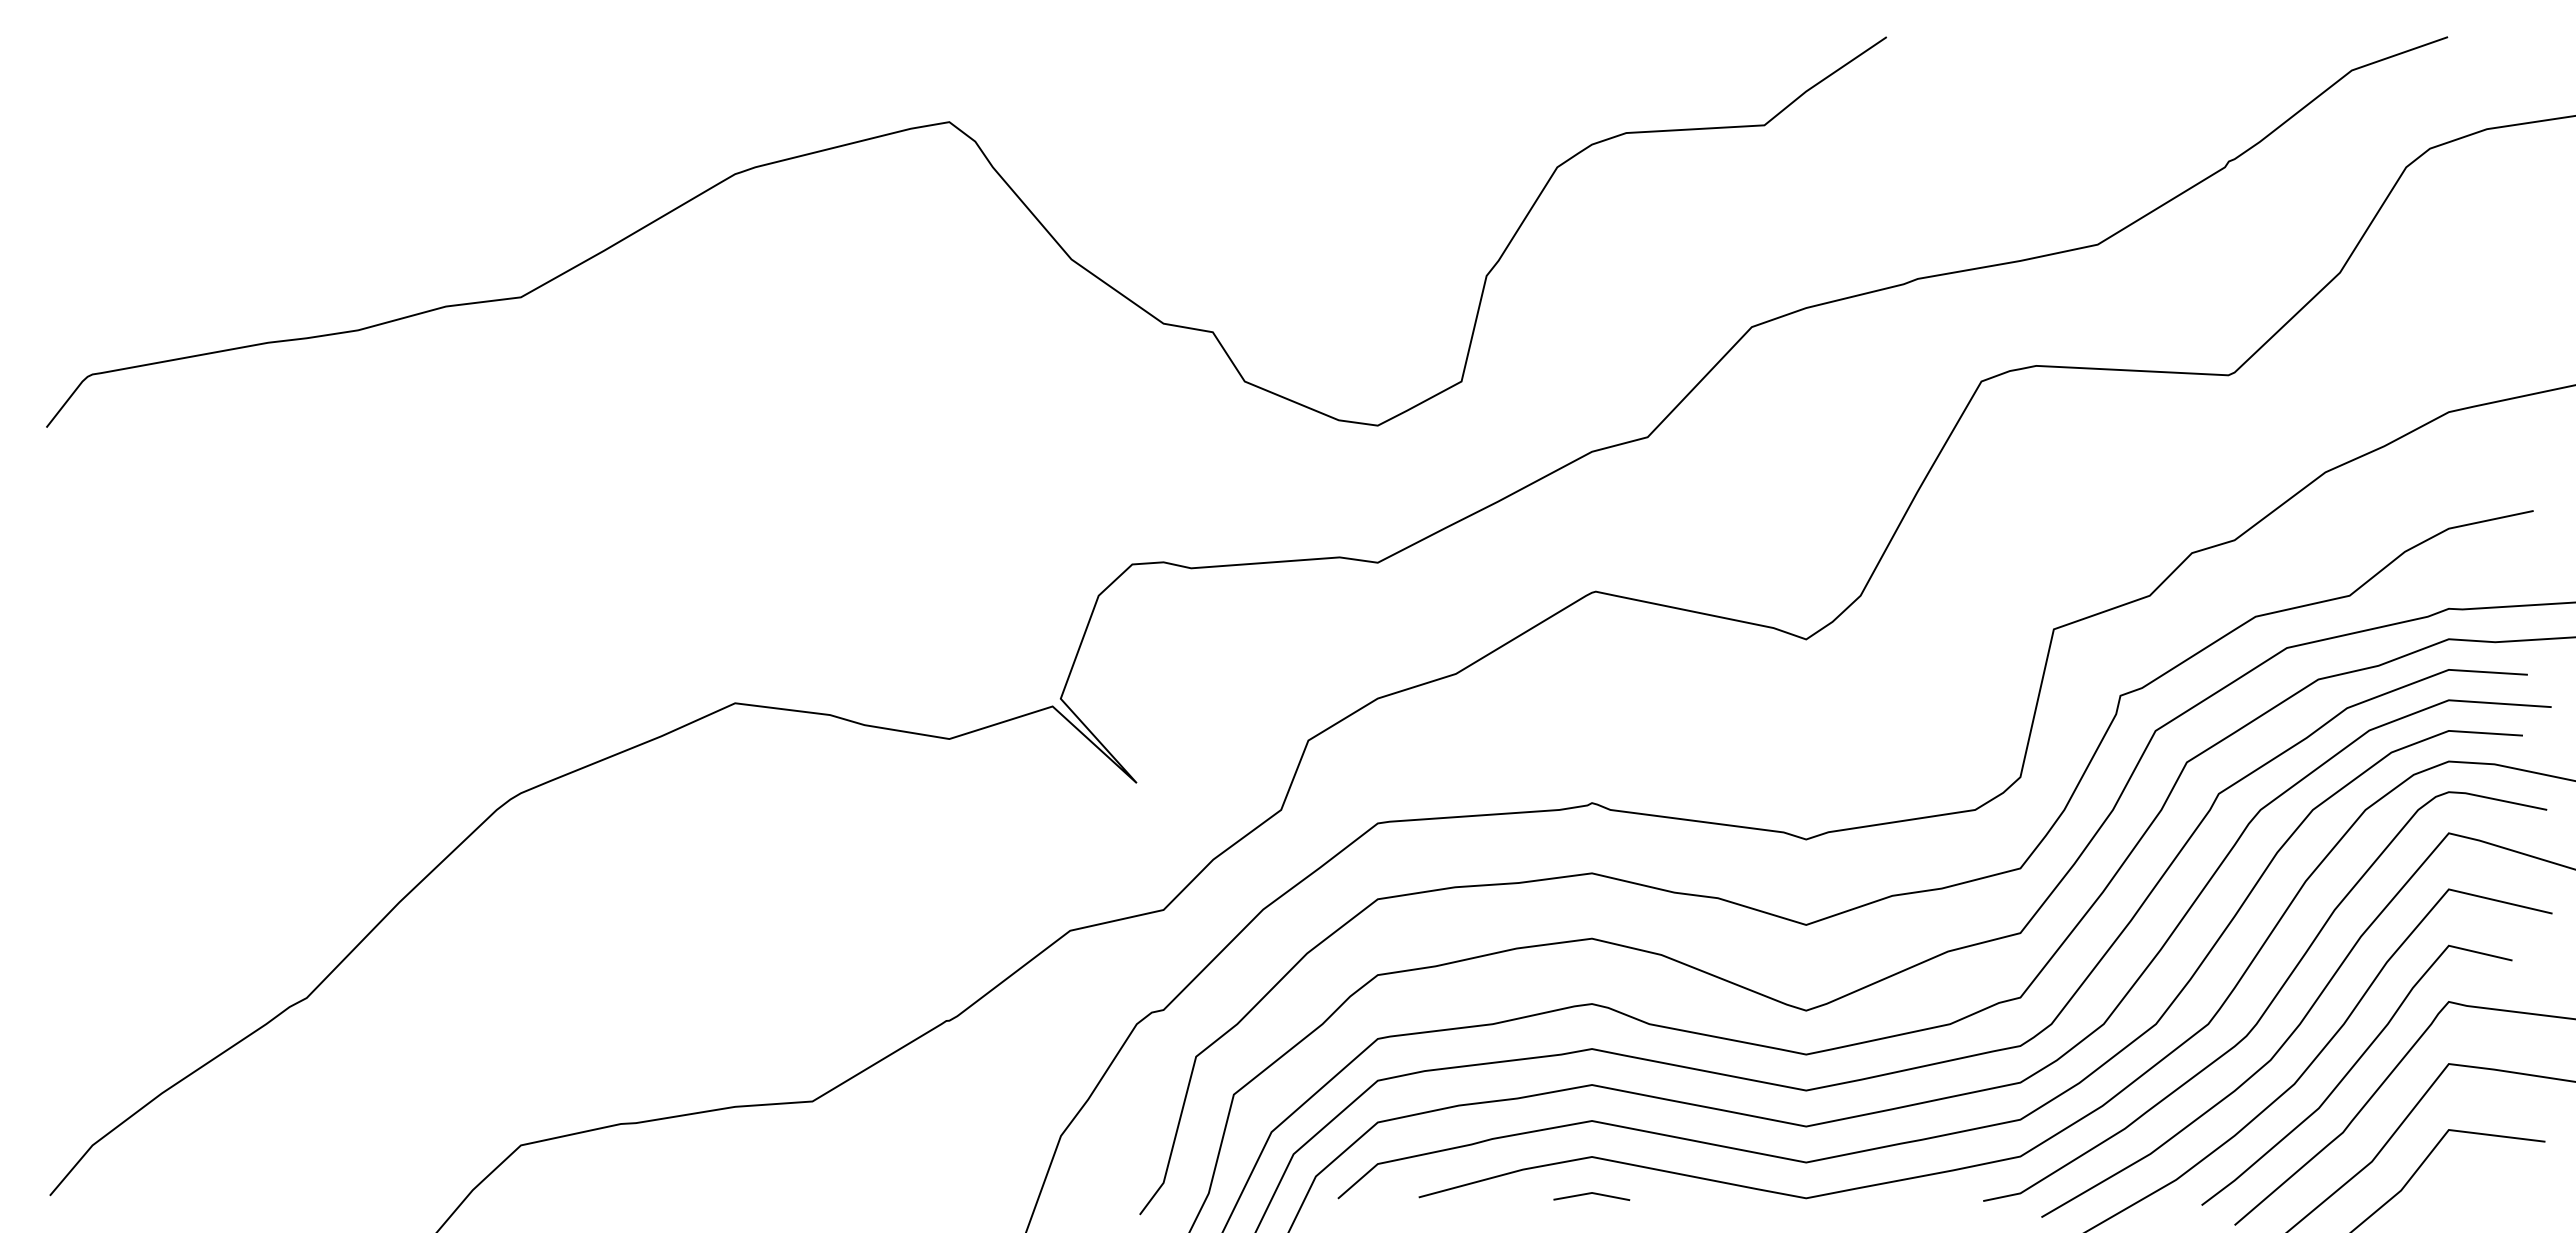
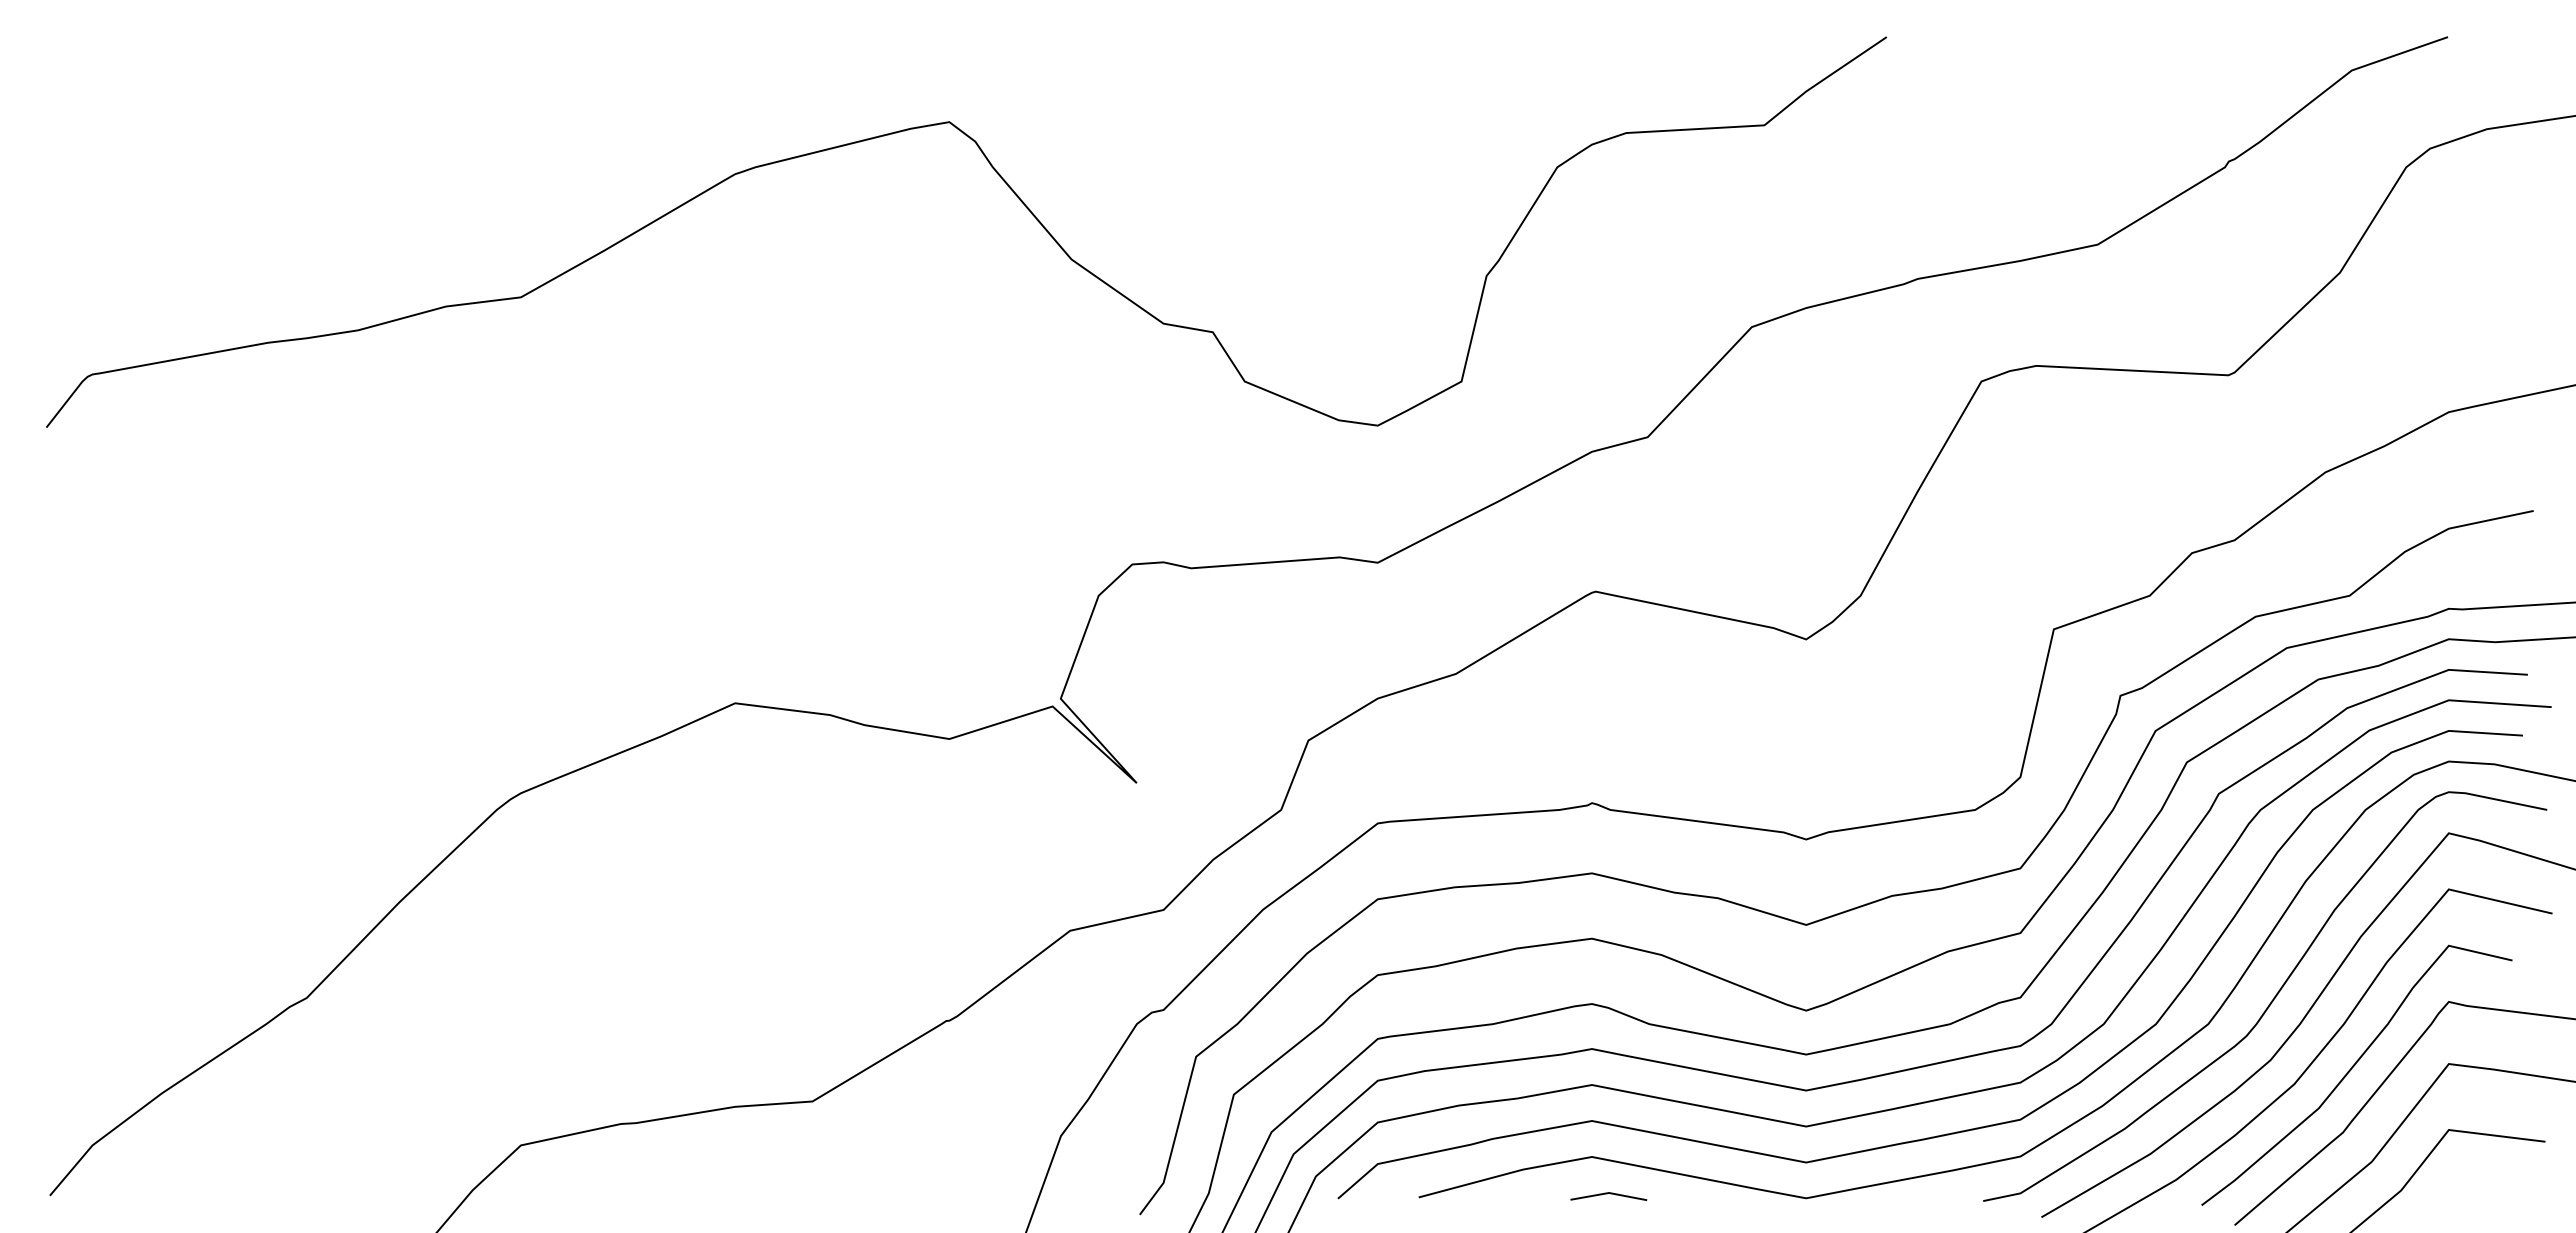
line position: (1590, 1194) -> (1607, 1194) (1607, 1194)
